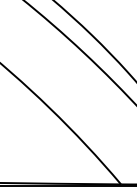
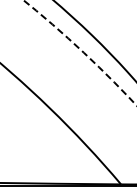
arc: solid -> dashed (82, 51)
